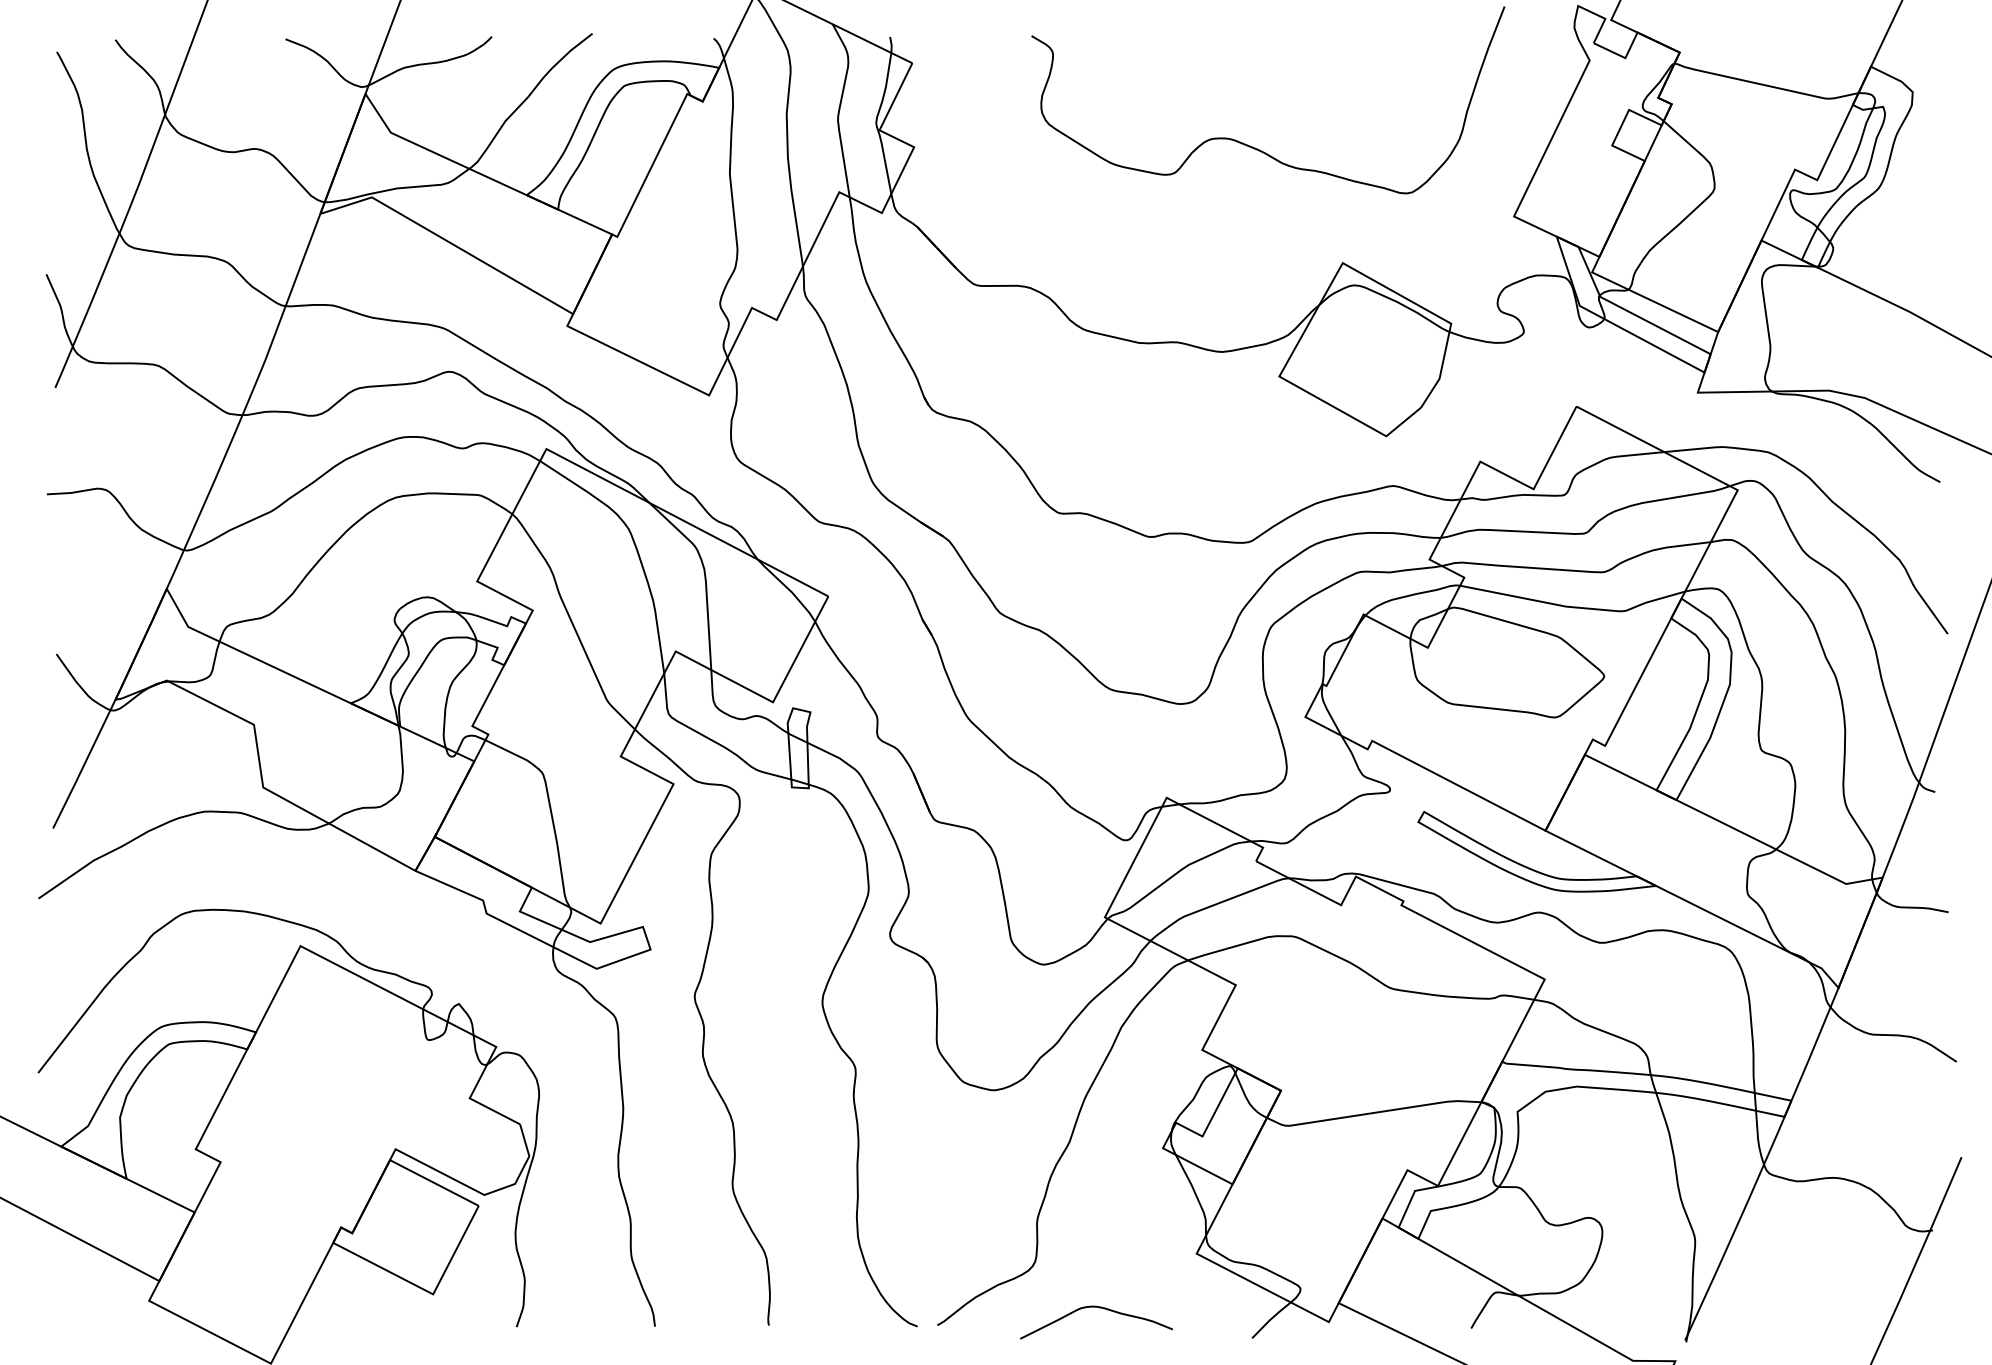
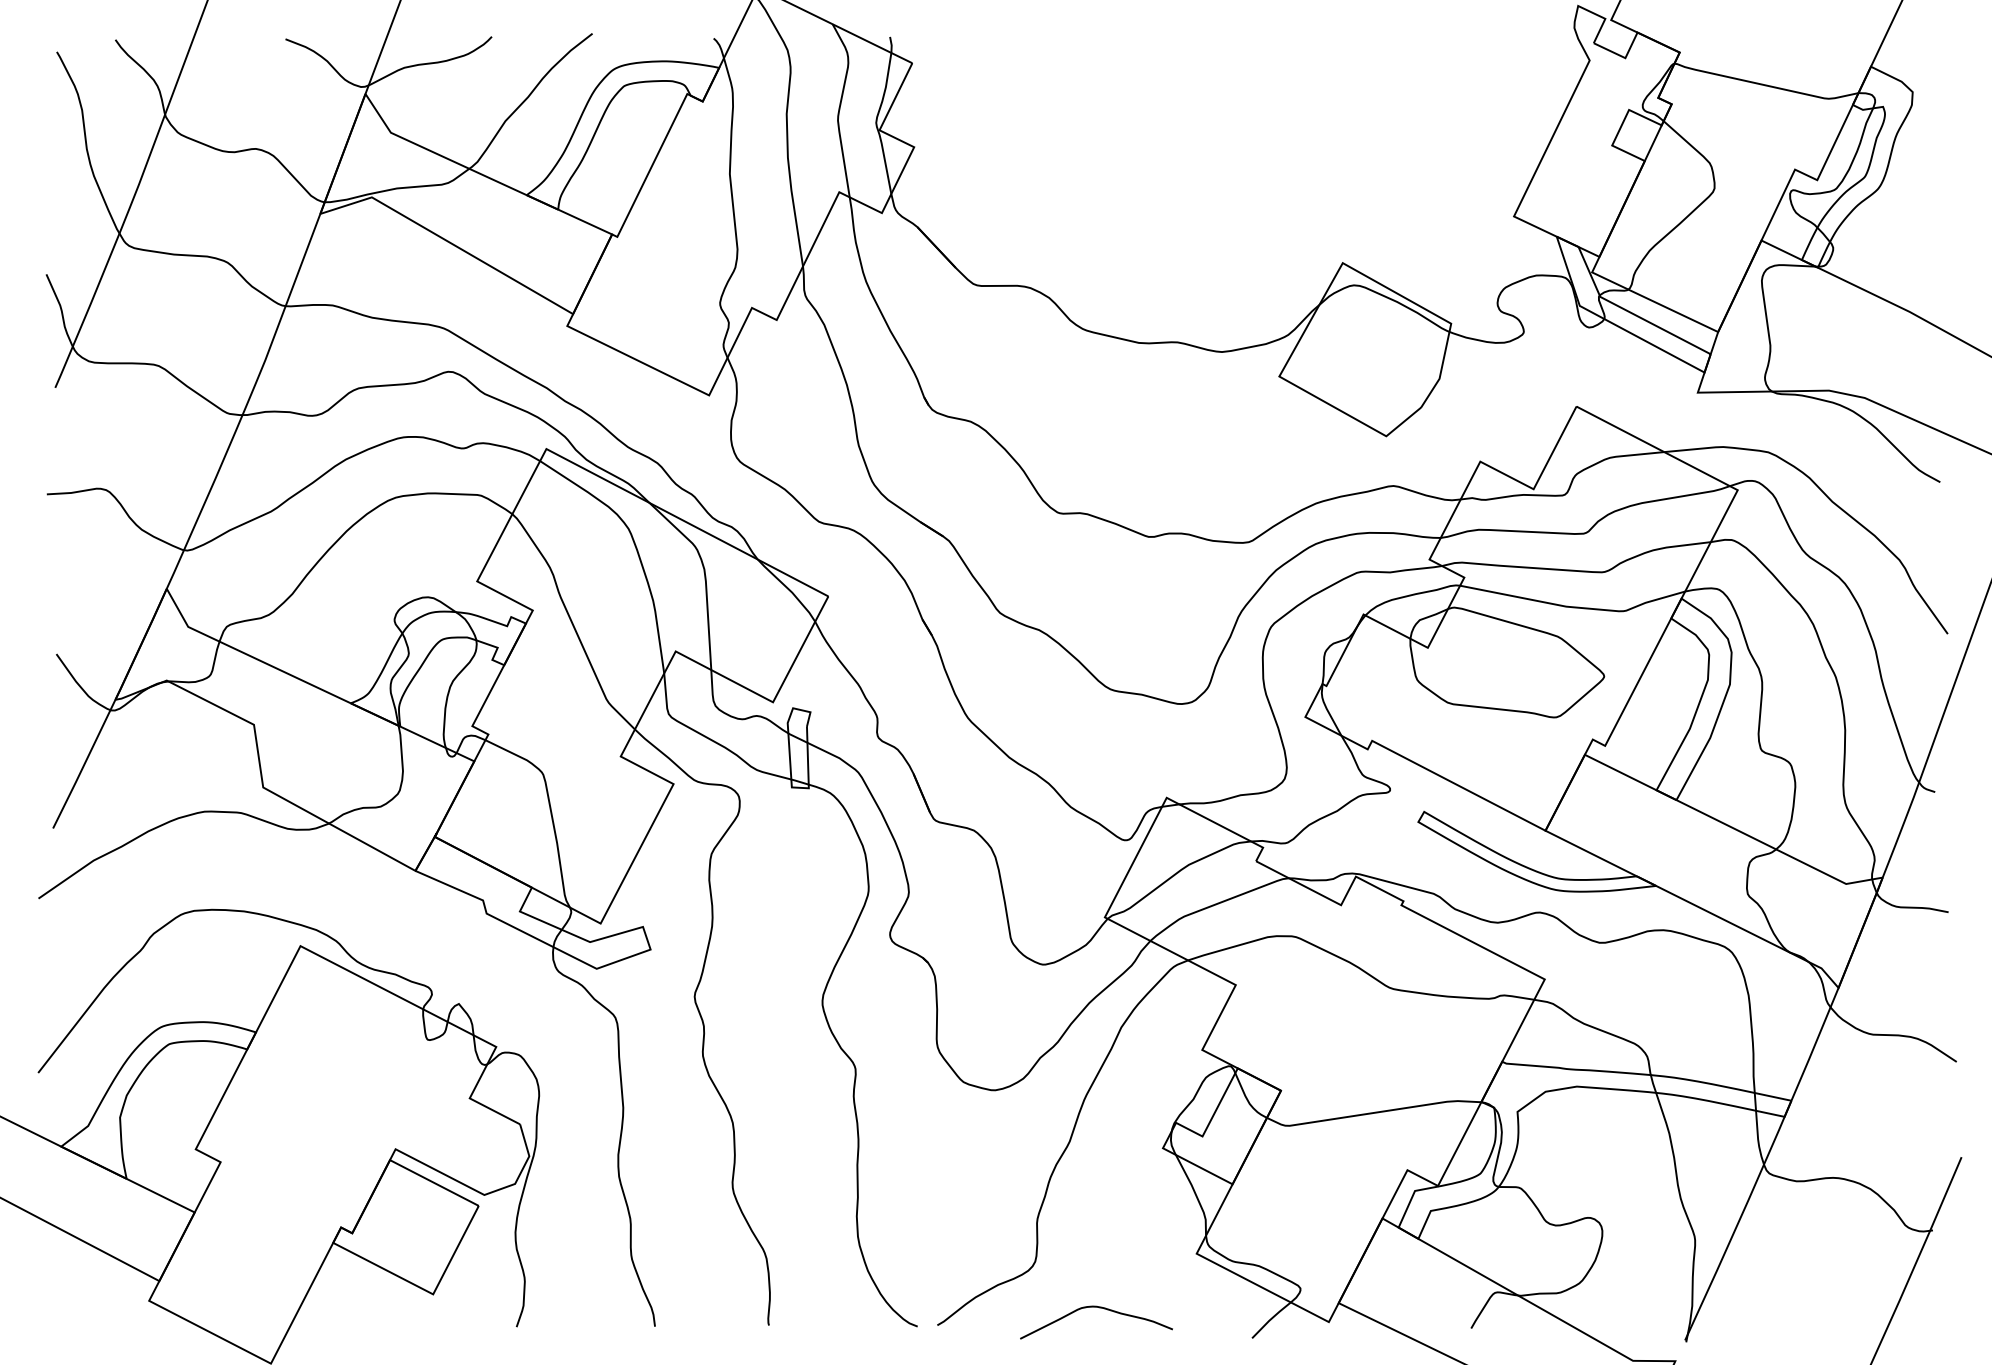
curve: present -> none (1250, 145)
